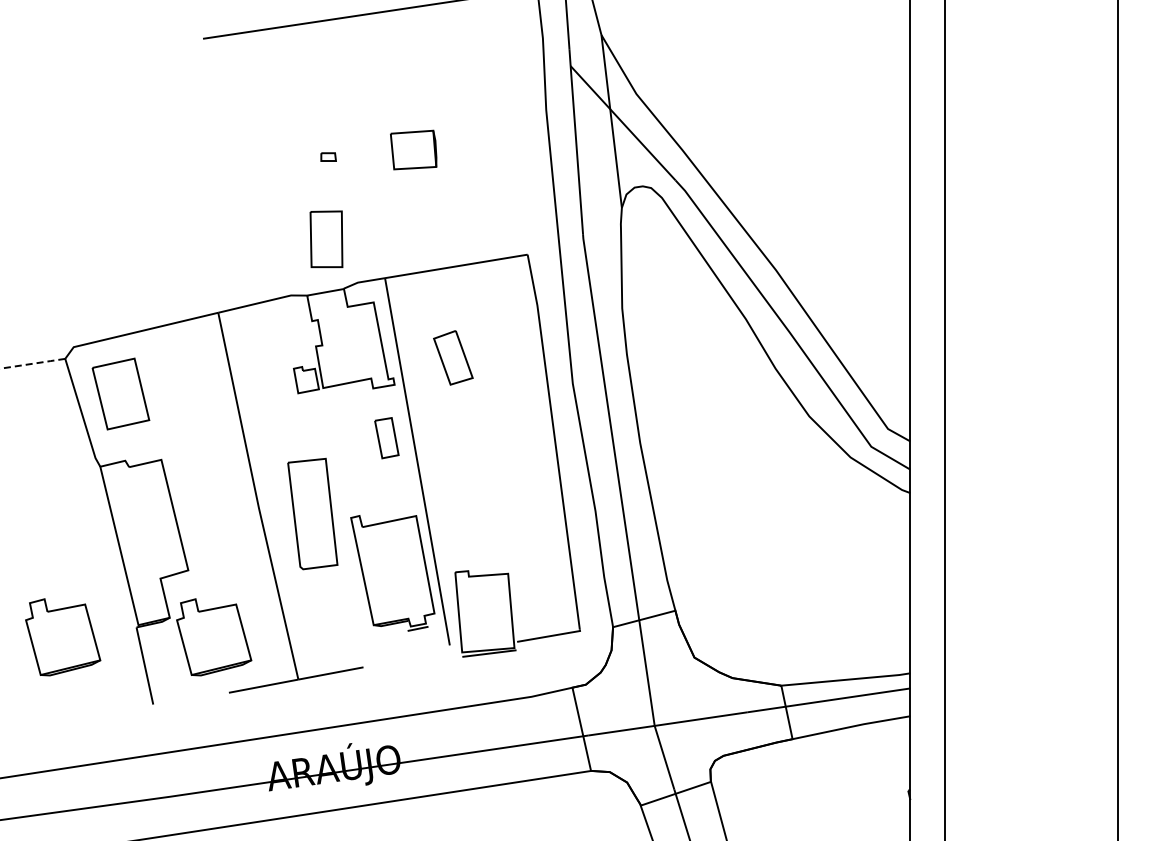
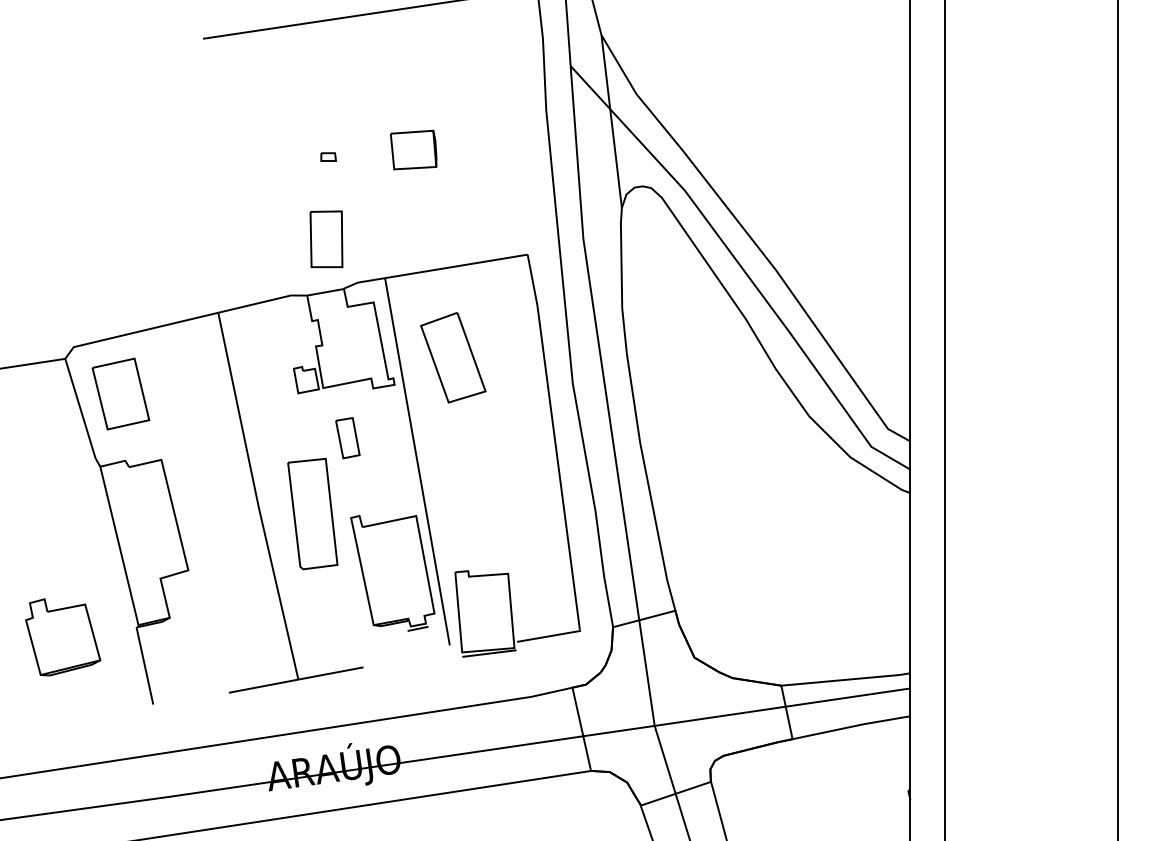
part size: 41x56 px -> 67x92 px (453, 357)
line: dashed -> solid (33, 363)
part position: (386, 438) -> (347, 438) (347, 438)
part: present -> none (214, 637)
